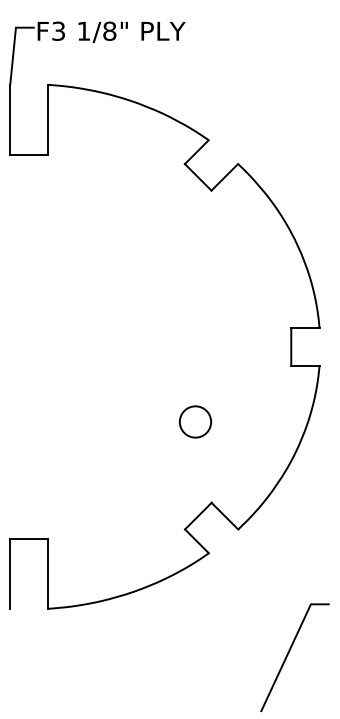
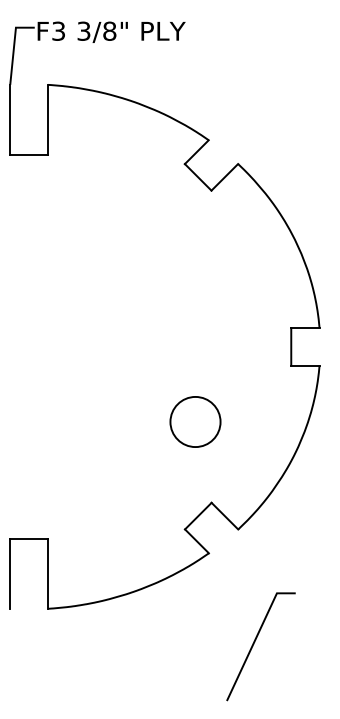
text: 1/8" -> 3/8" (83, 30)
circle diameter: 31 px -> 50 px (195, 421)
line position: (288, 655) -> (254, 644) (254, 644)
